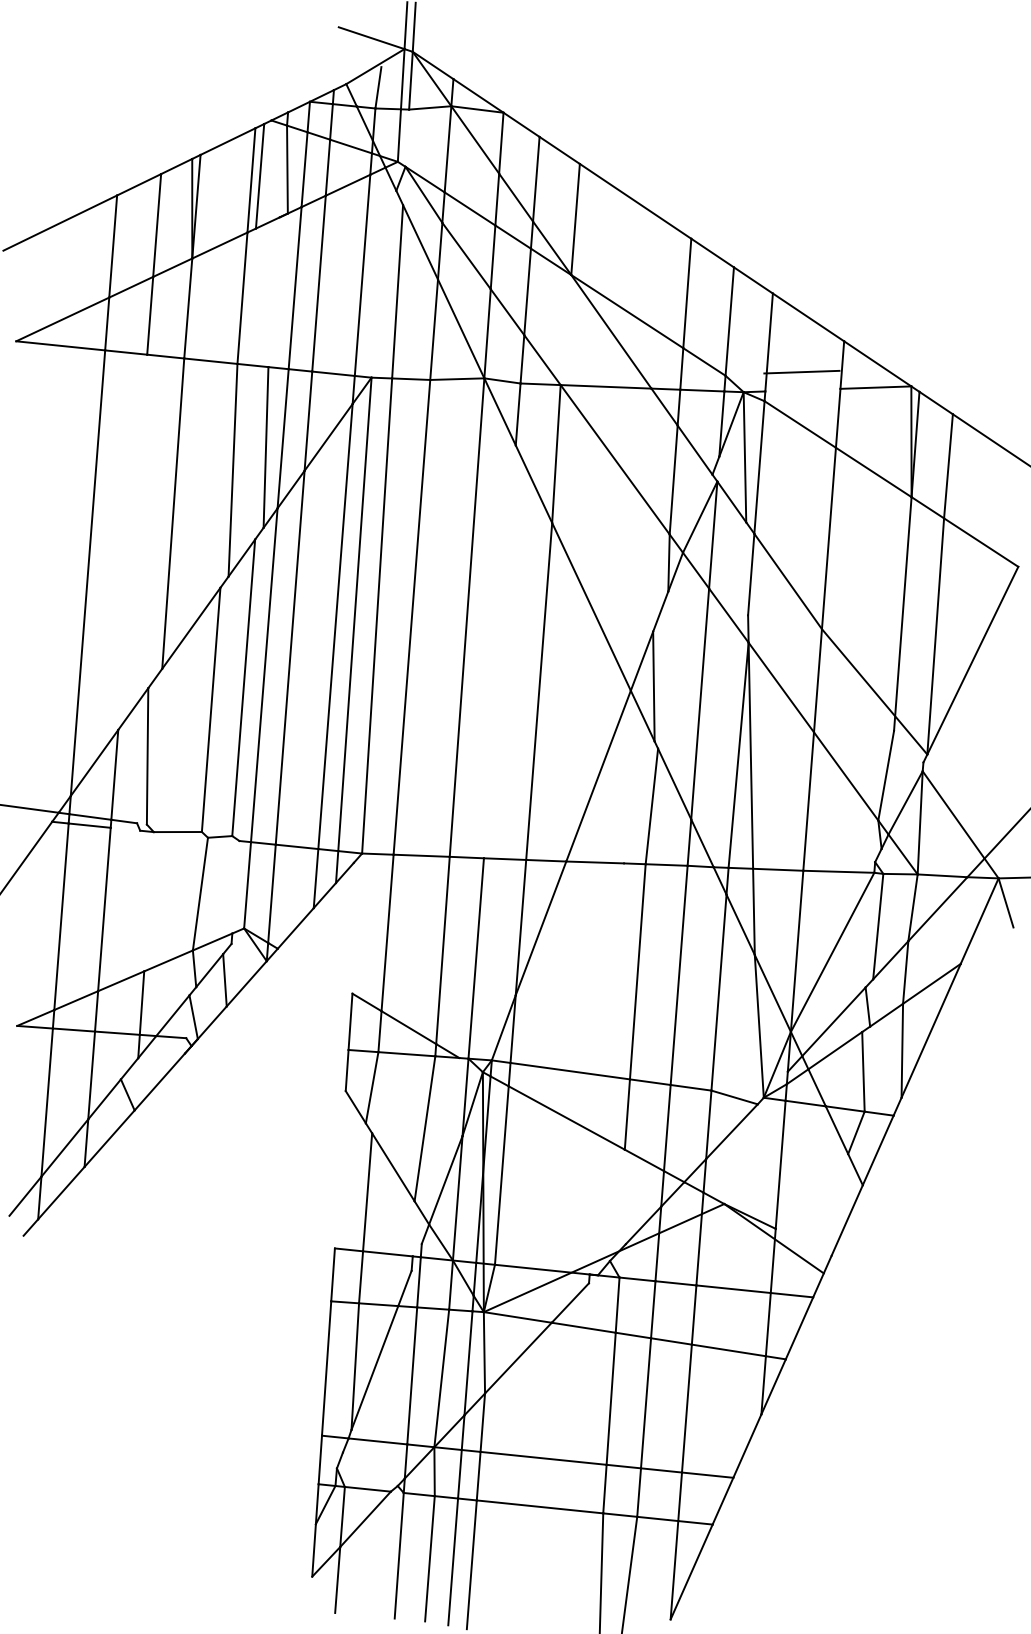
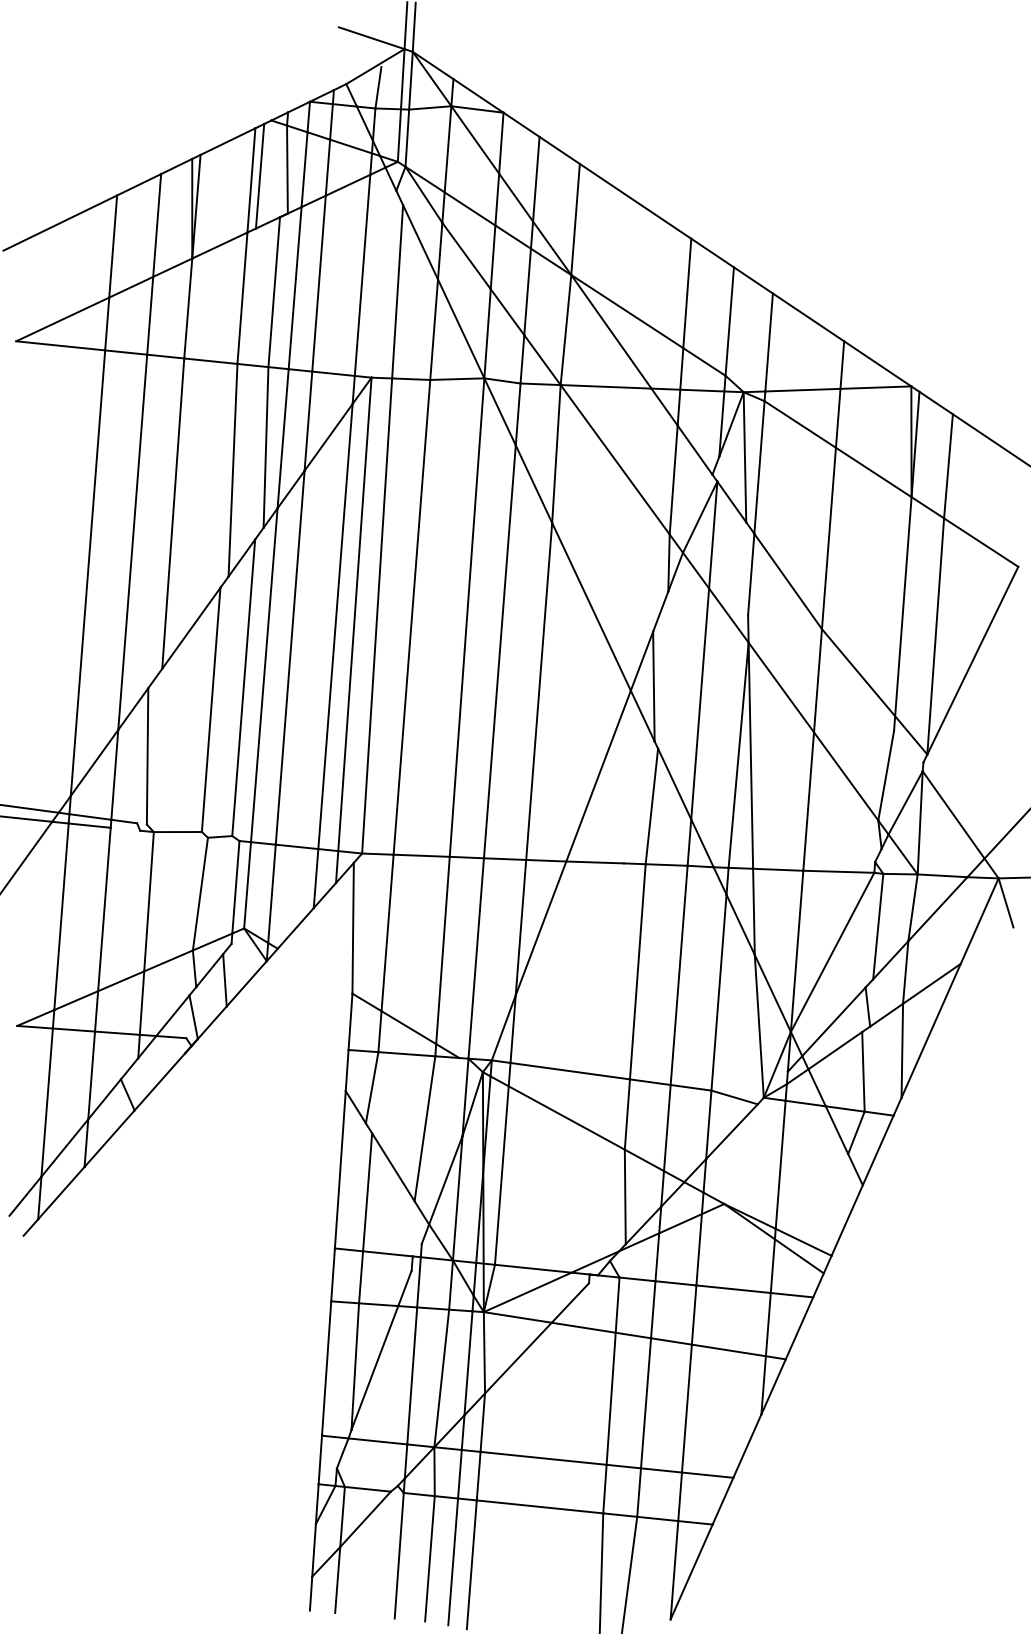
line: none -> present (407, 137)
line: none -> present (274, 292)
line: none -> present (565, 330)
line position: (801, 371) -> (802, 389) (802, 389)
line: none -> present (132, 541)
line: none -> present (499, 651)
line: none -> present (27, 818)
line: none -> present (235, 887)
line: none -> present (148, 901)
line: none -> present (352, 927)
line: none -> present (339, 1169)
line: none -> present (624, 1196)
line: none -> present (803, 1241)
line: none -> present (310, 1593)
